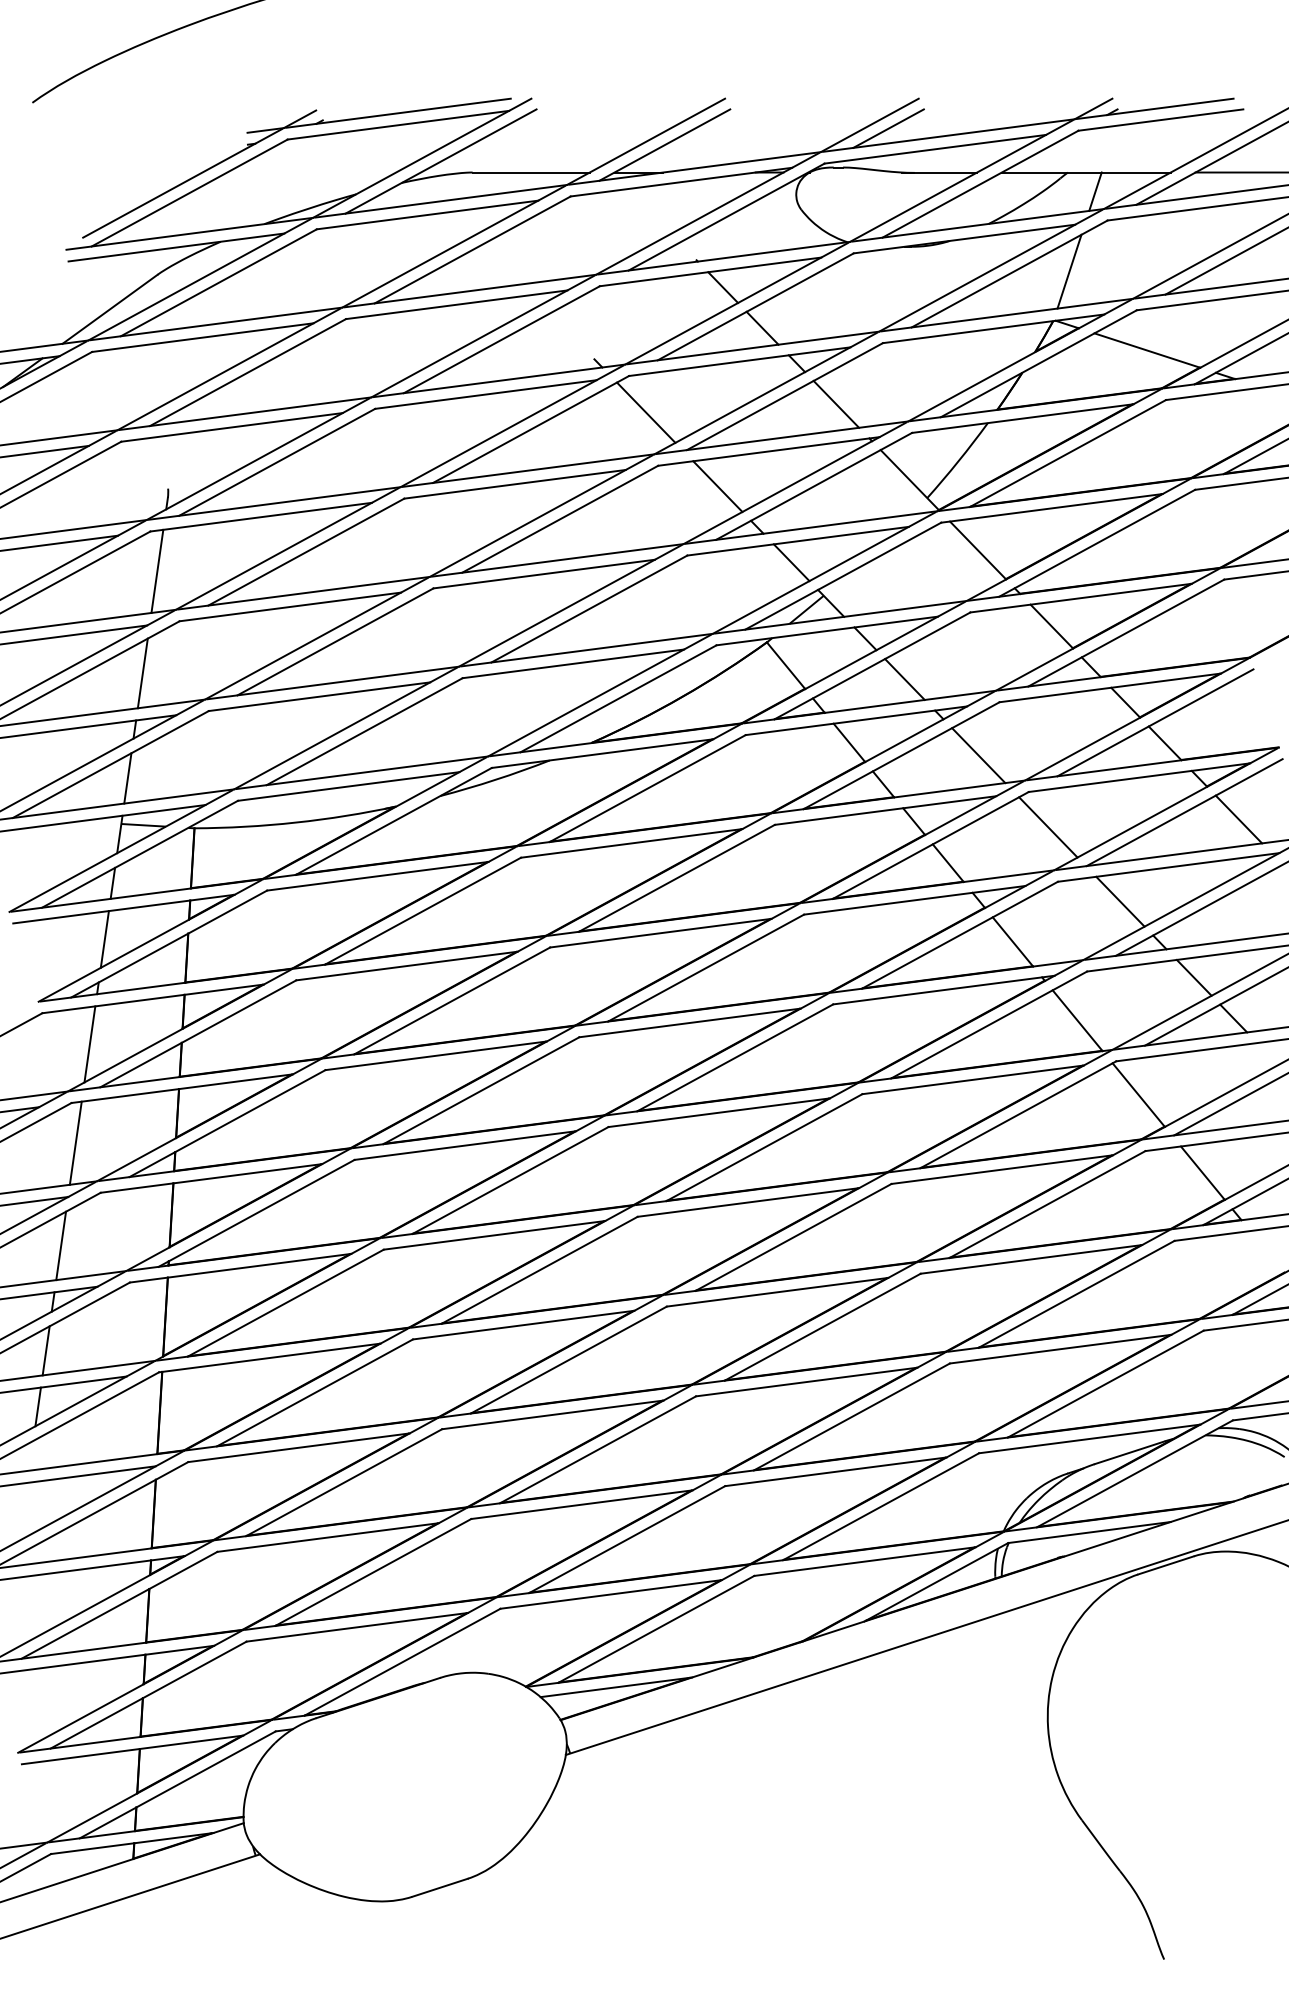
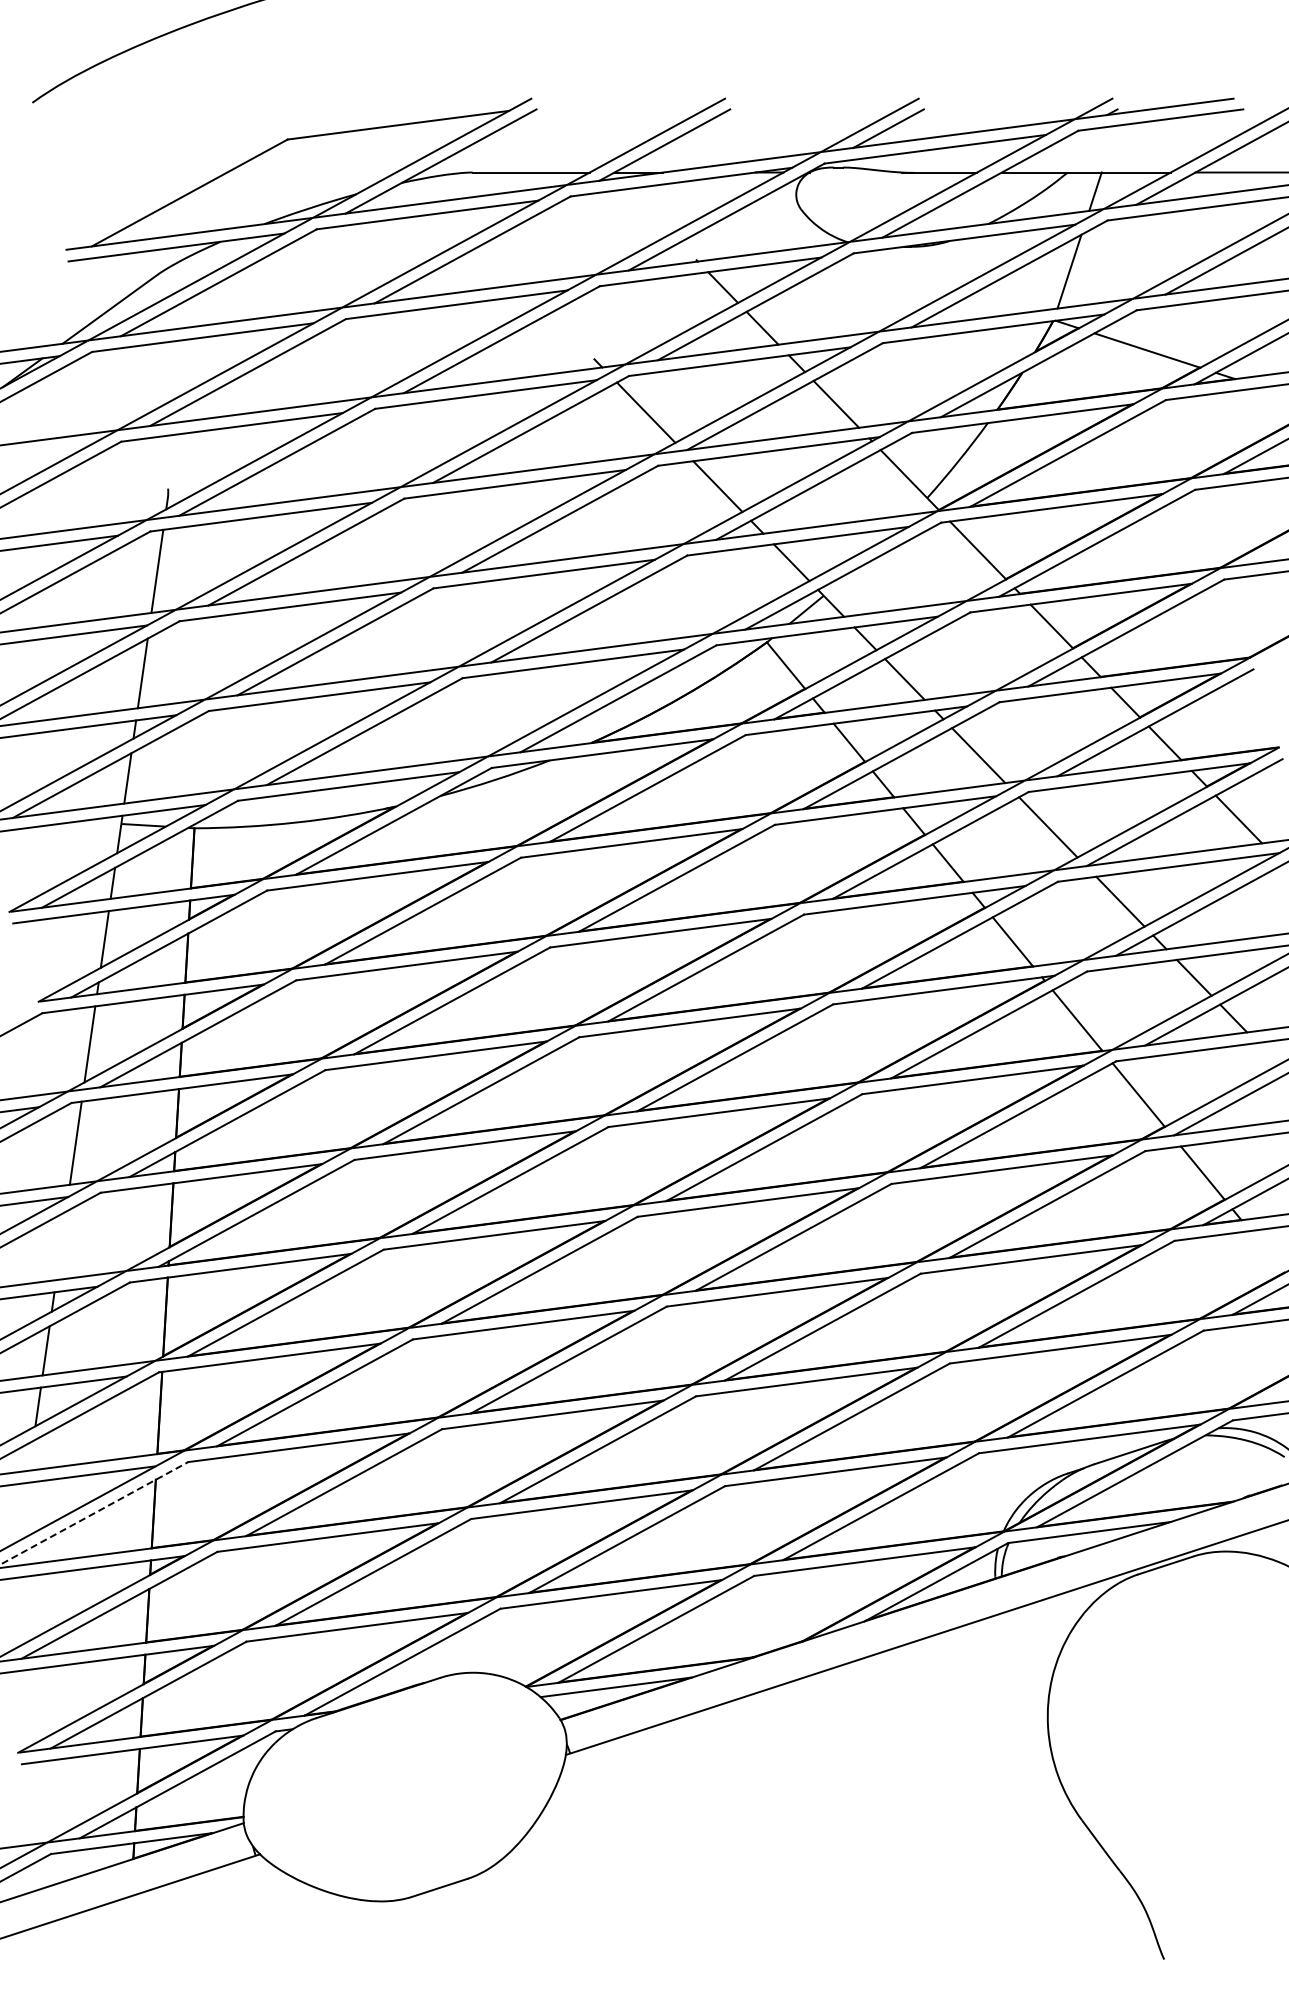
part: present -> none (278, 132)
line: present -> none (45, 451)
line: present -> none (61, 1245)
line: solid -> dashed (94, 1513)
